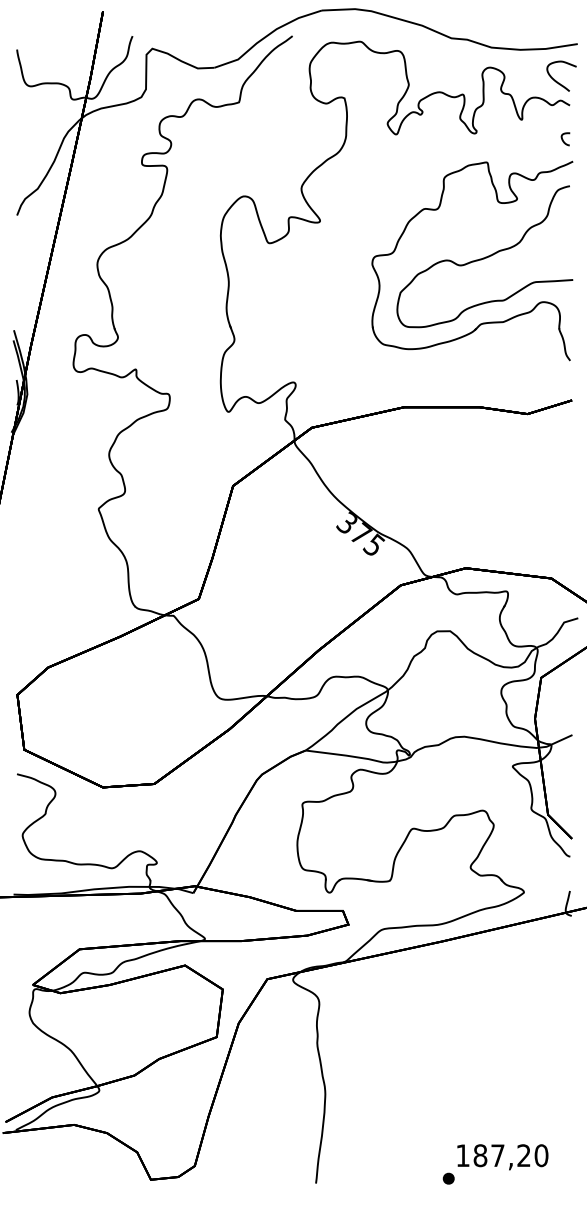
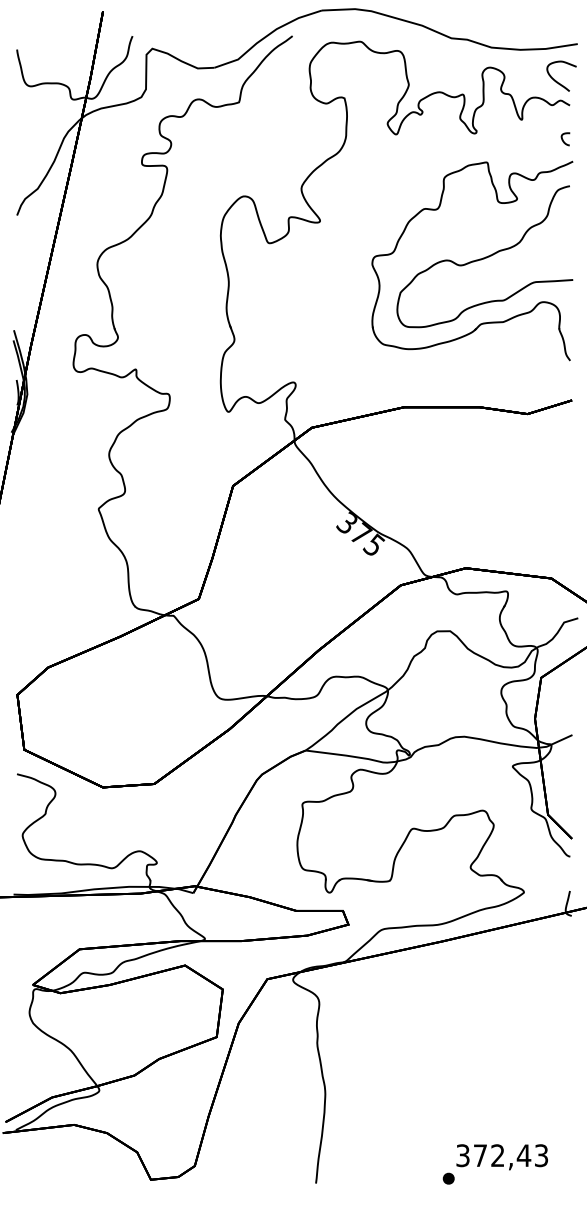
text: 187,20 -> 372,43 (502, 1155)
